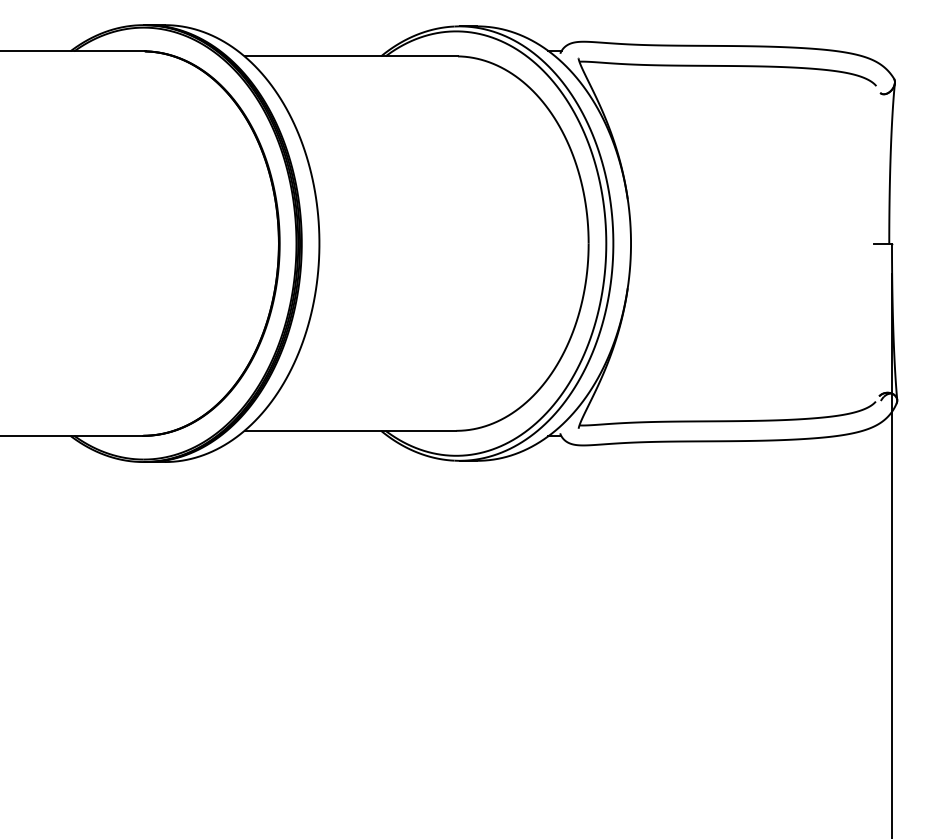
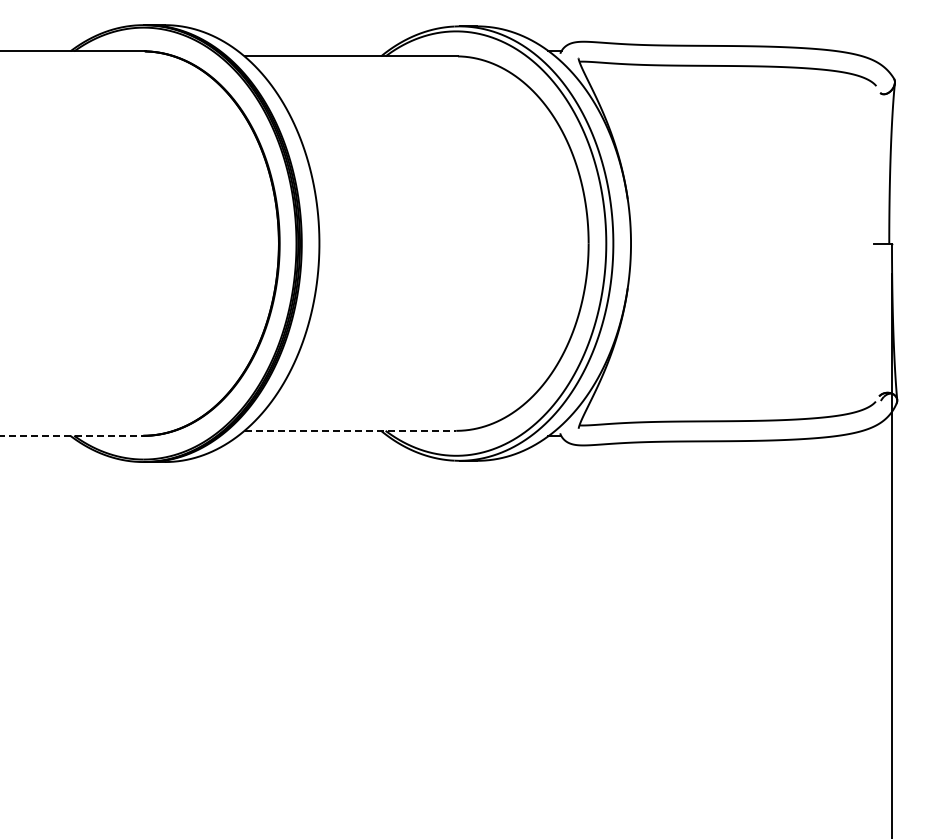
line: solid -> dashed (350, 430)
line: solid -> dashed (72, 435)
